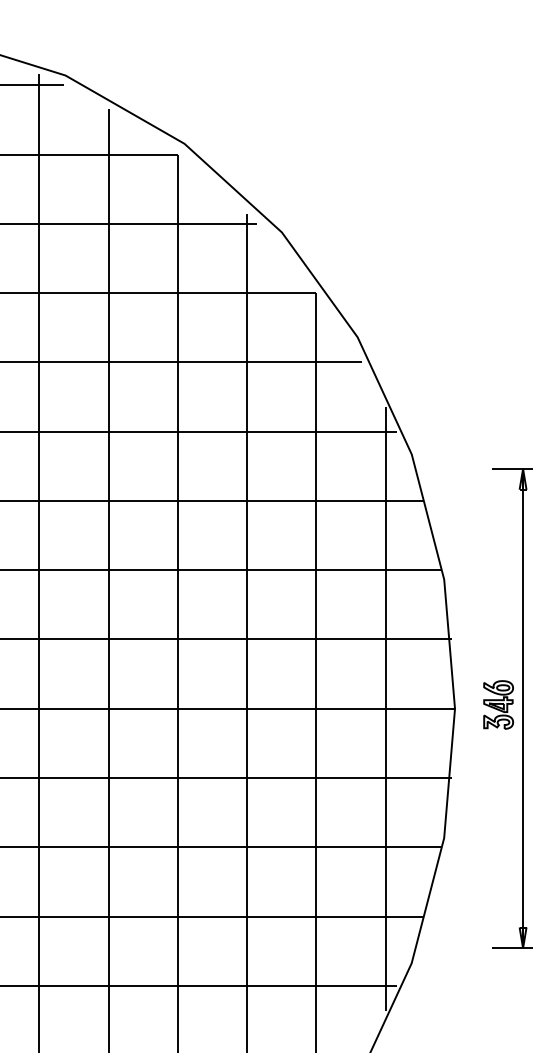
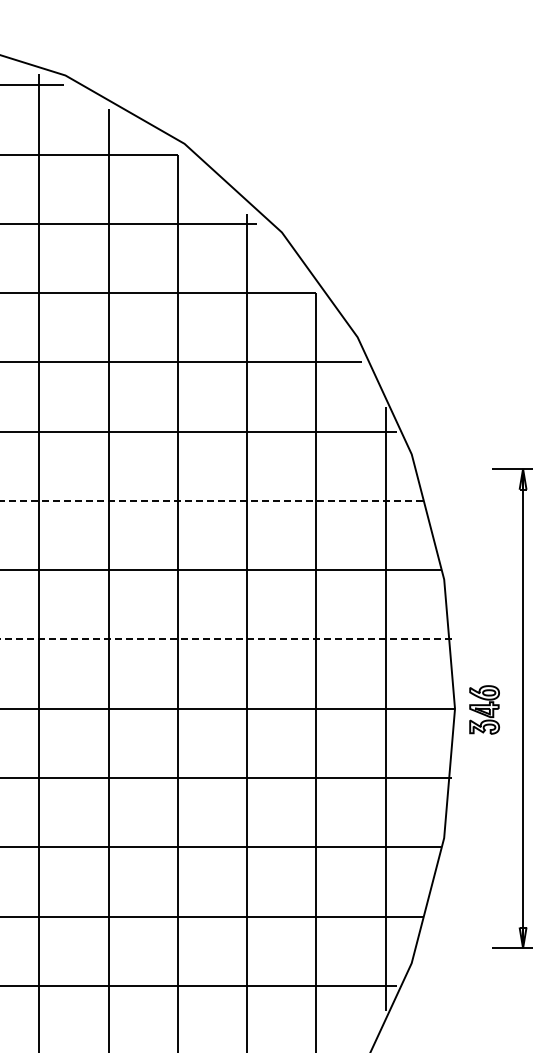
line: solid -> dashed (211, 500)
line: solid -> dashed (225, 639)
part position: (498, 704) -> (484, 709) (484, 709)
